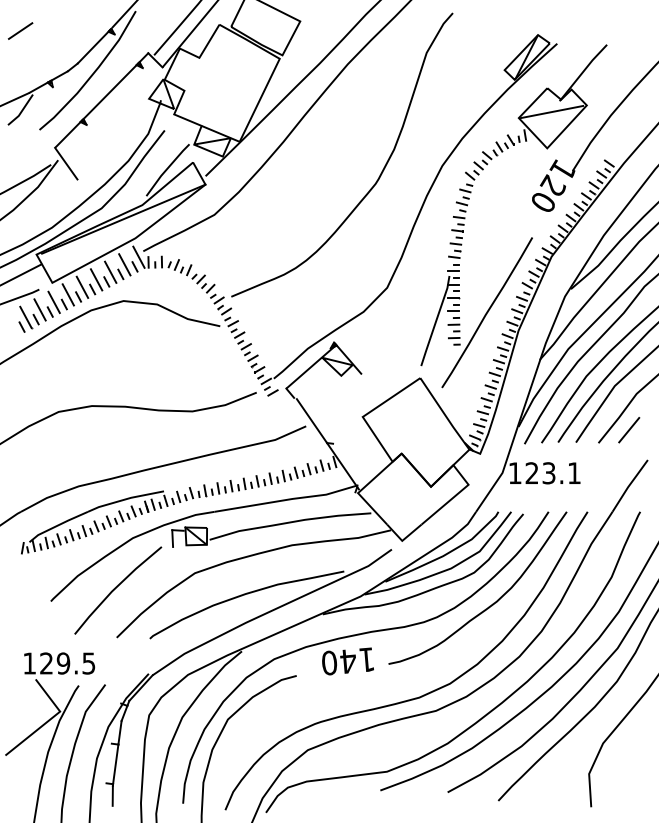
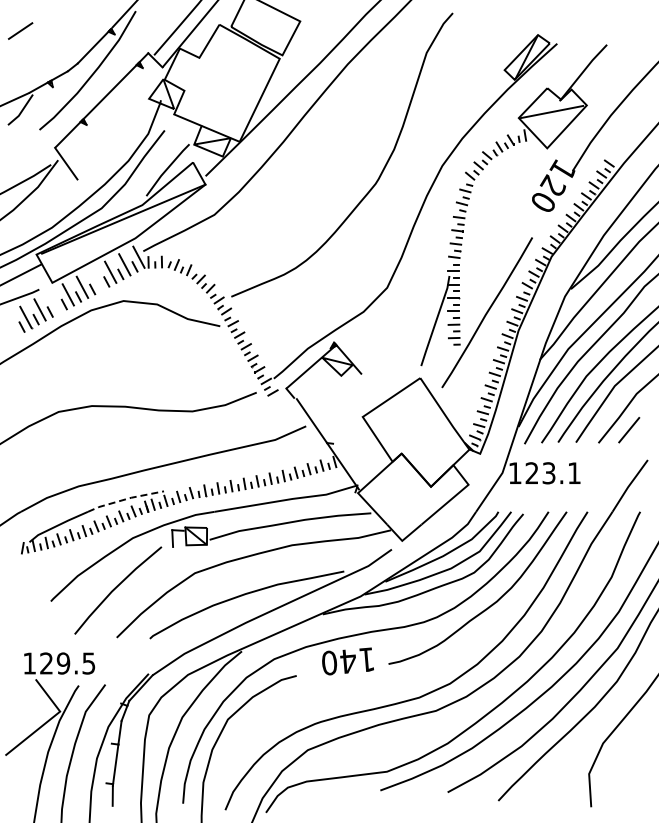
line: present -> none (96, 279)
line: present -> none (53, 302)
line: solid -> dashed (125, 499)
